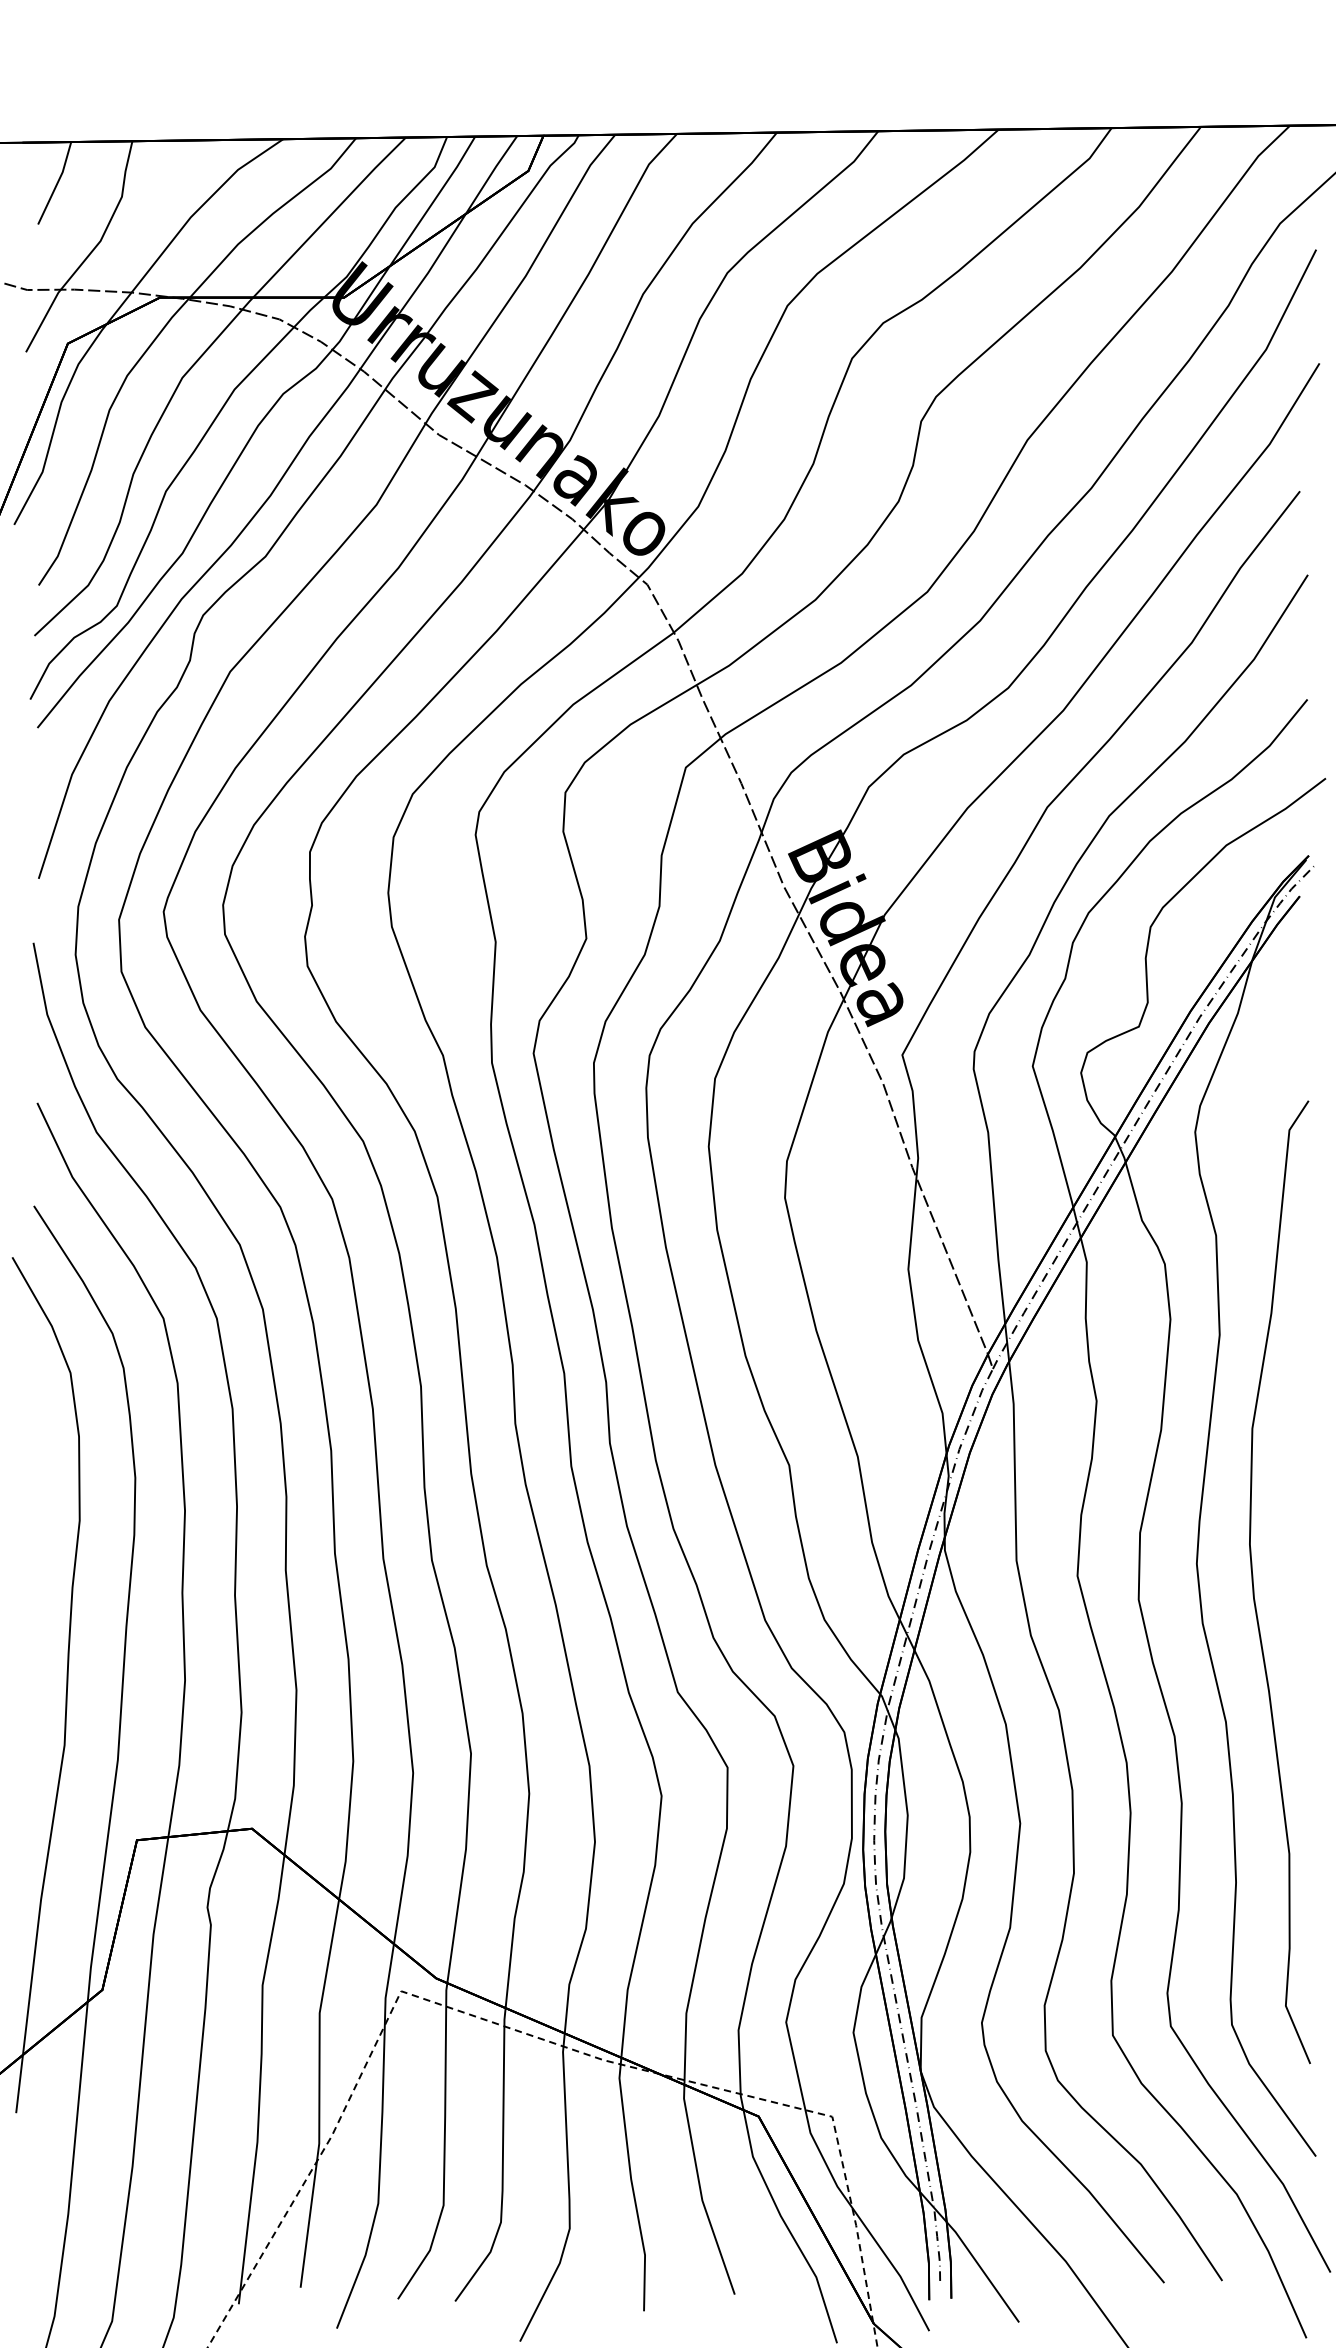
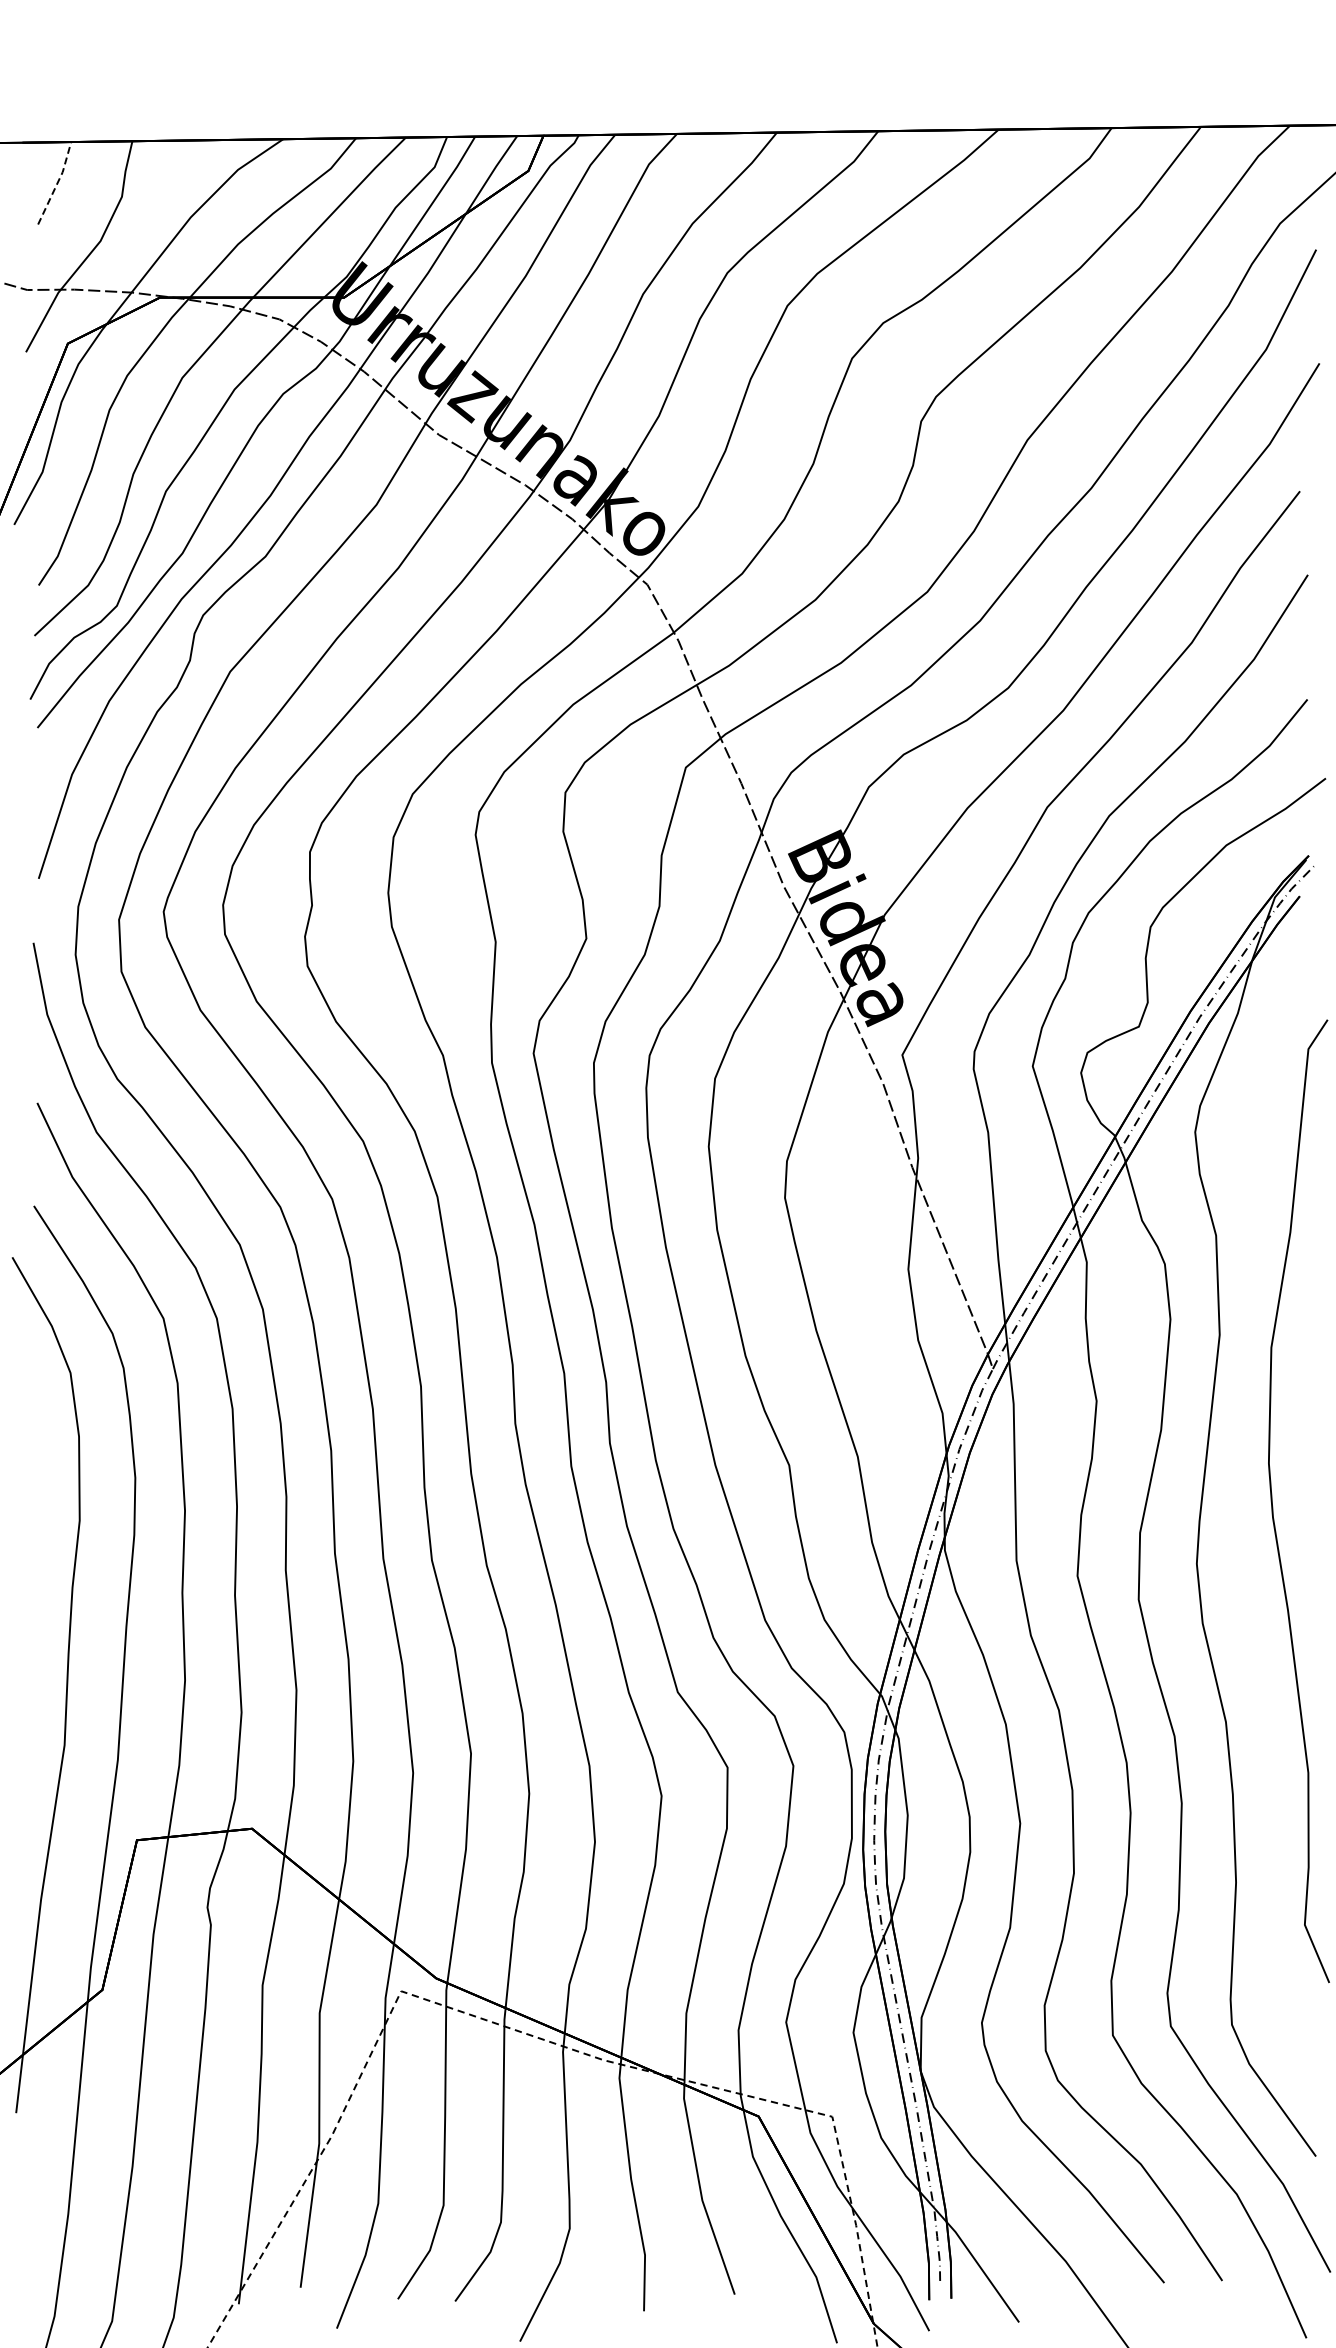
line: solid -> dashed (57, 183)
curve position: (1254, 1587) -> (1273, 1506) (1273, 1506)
